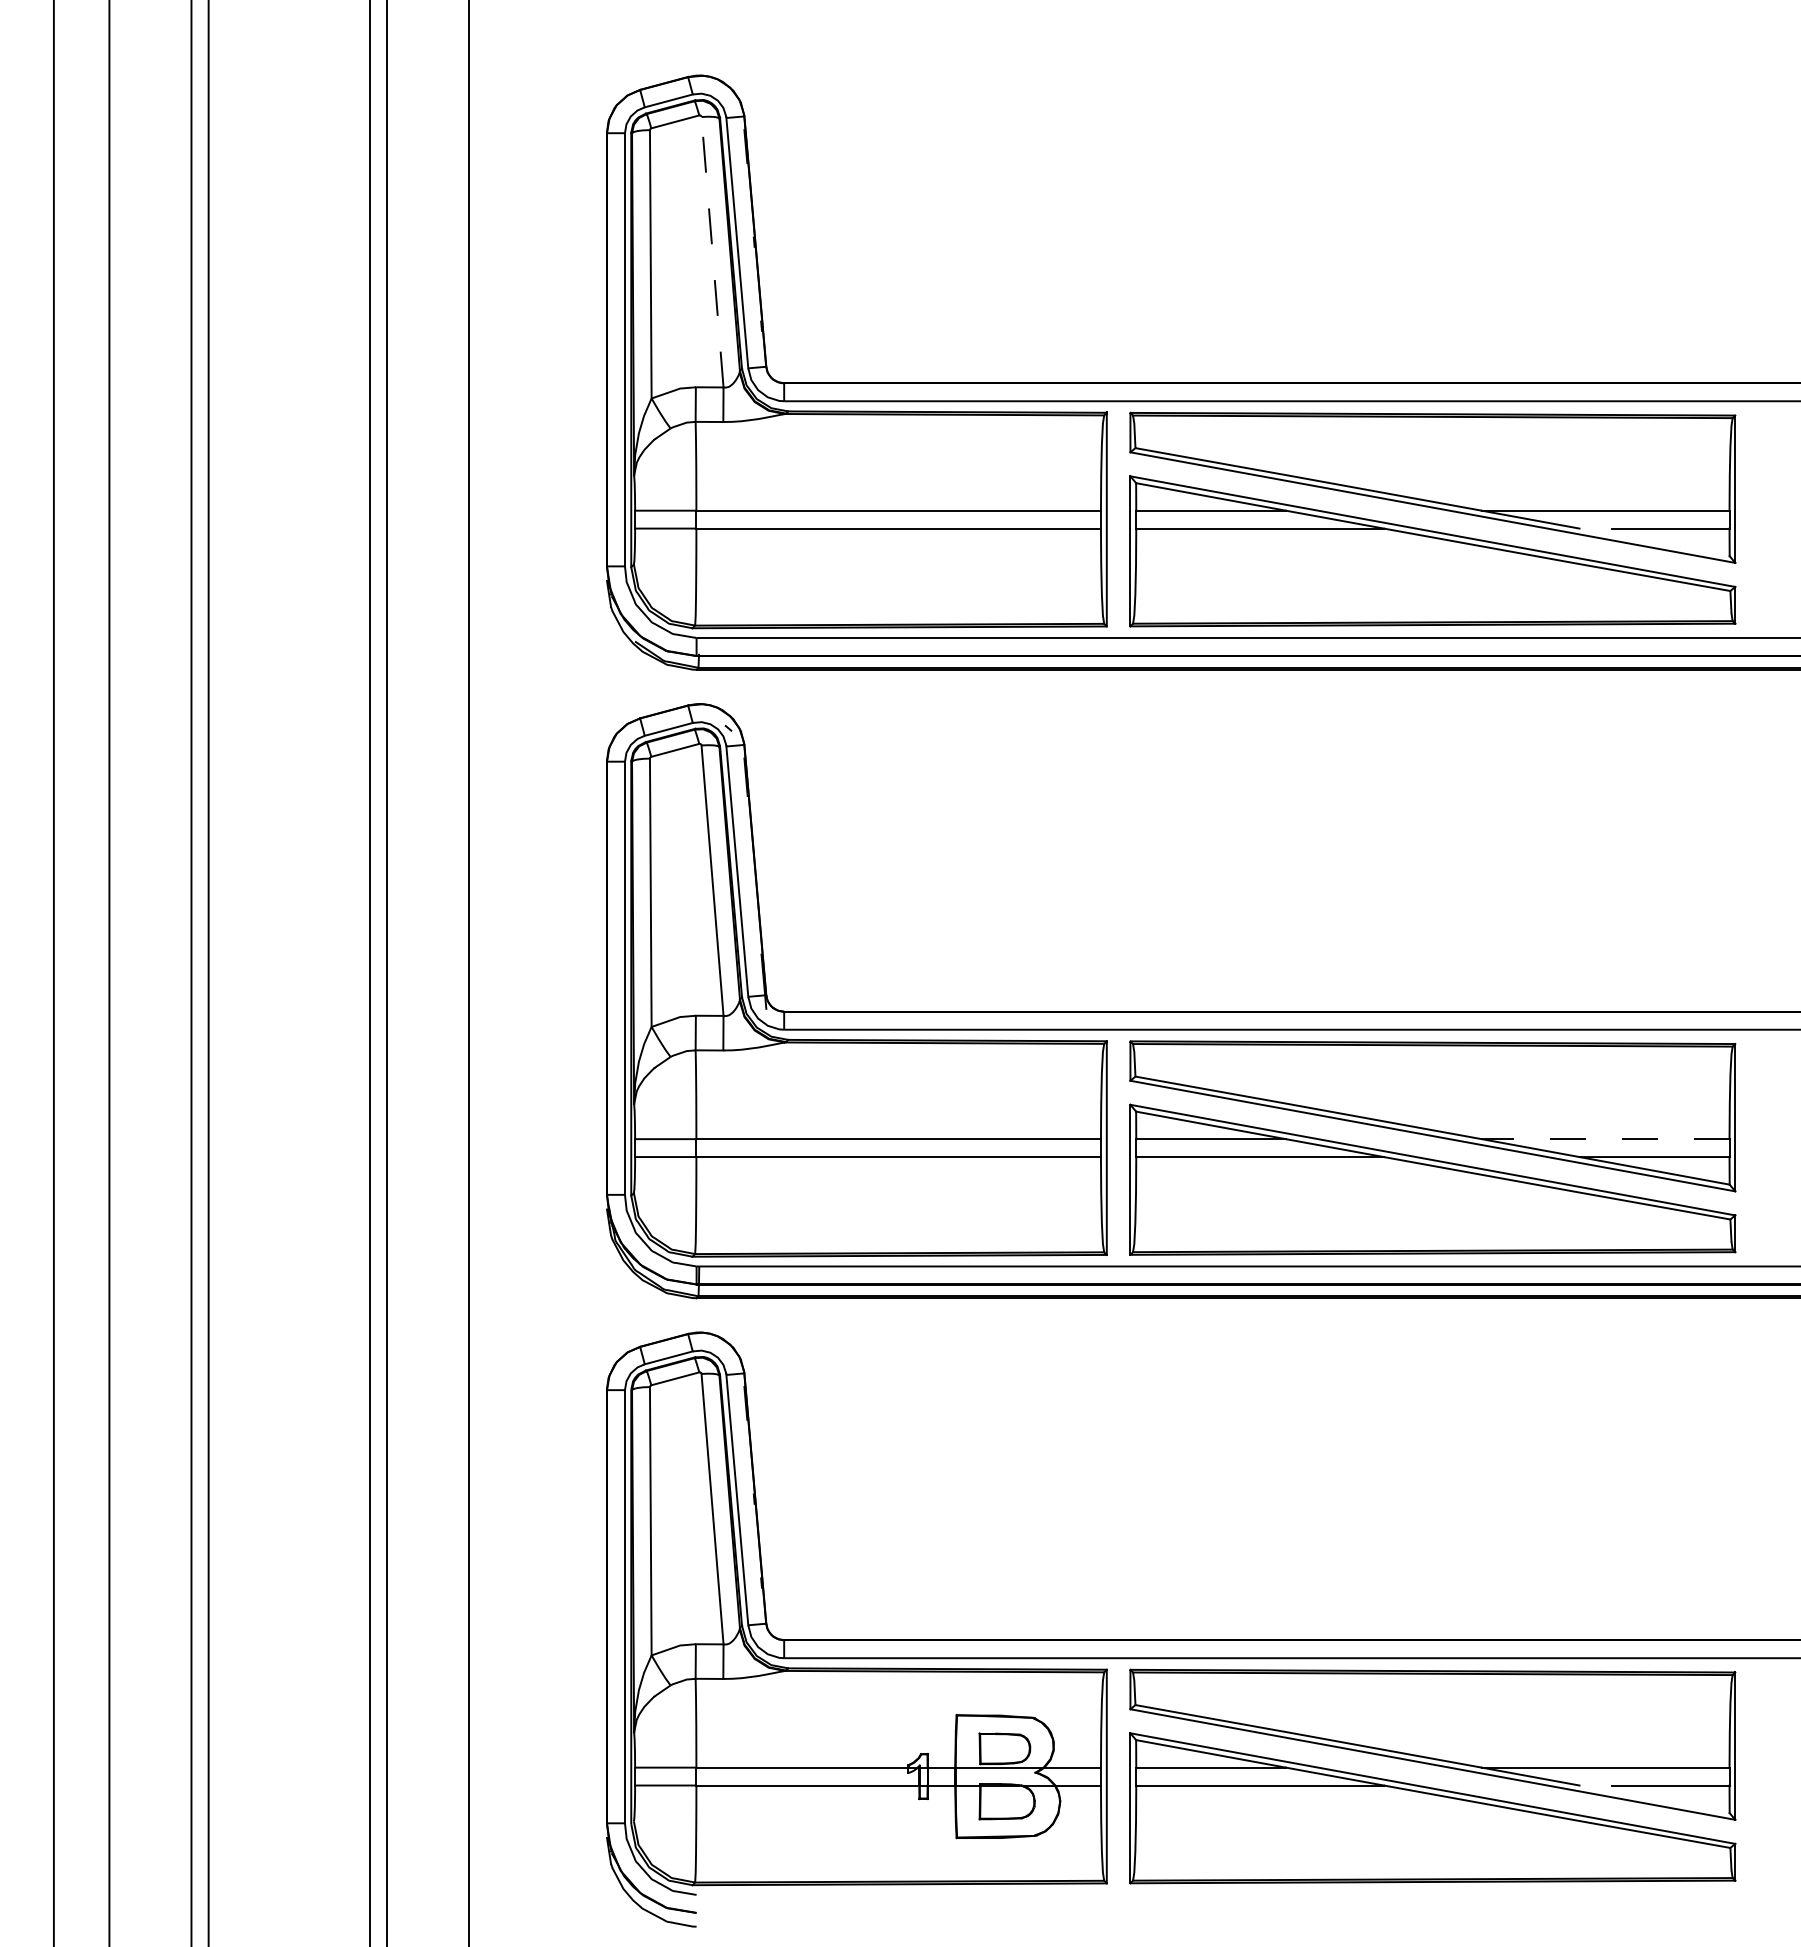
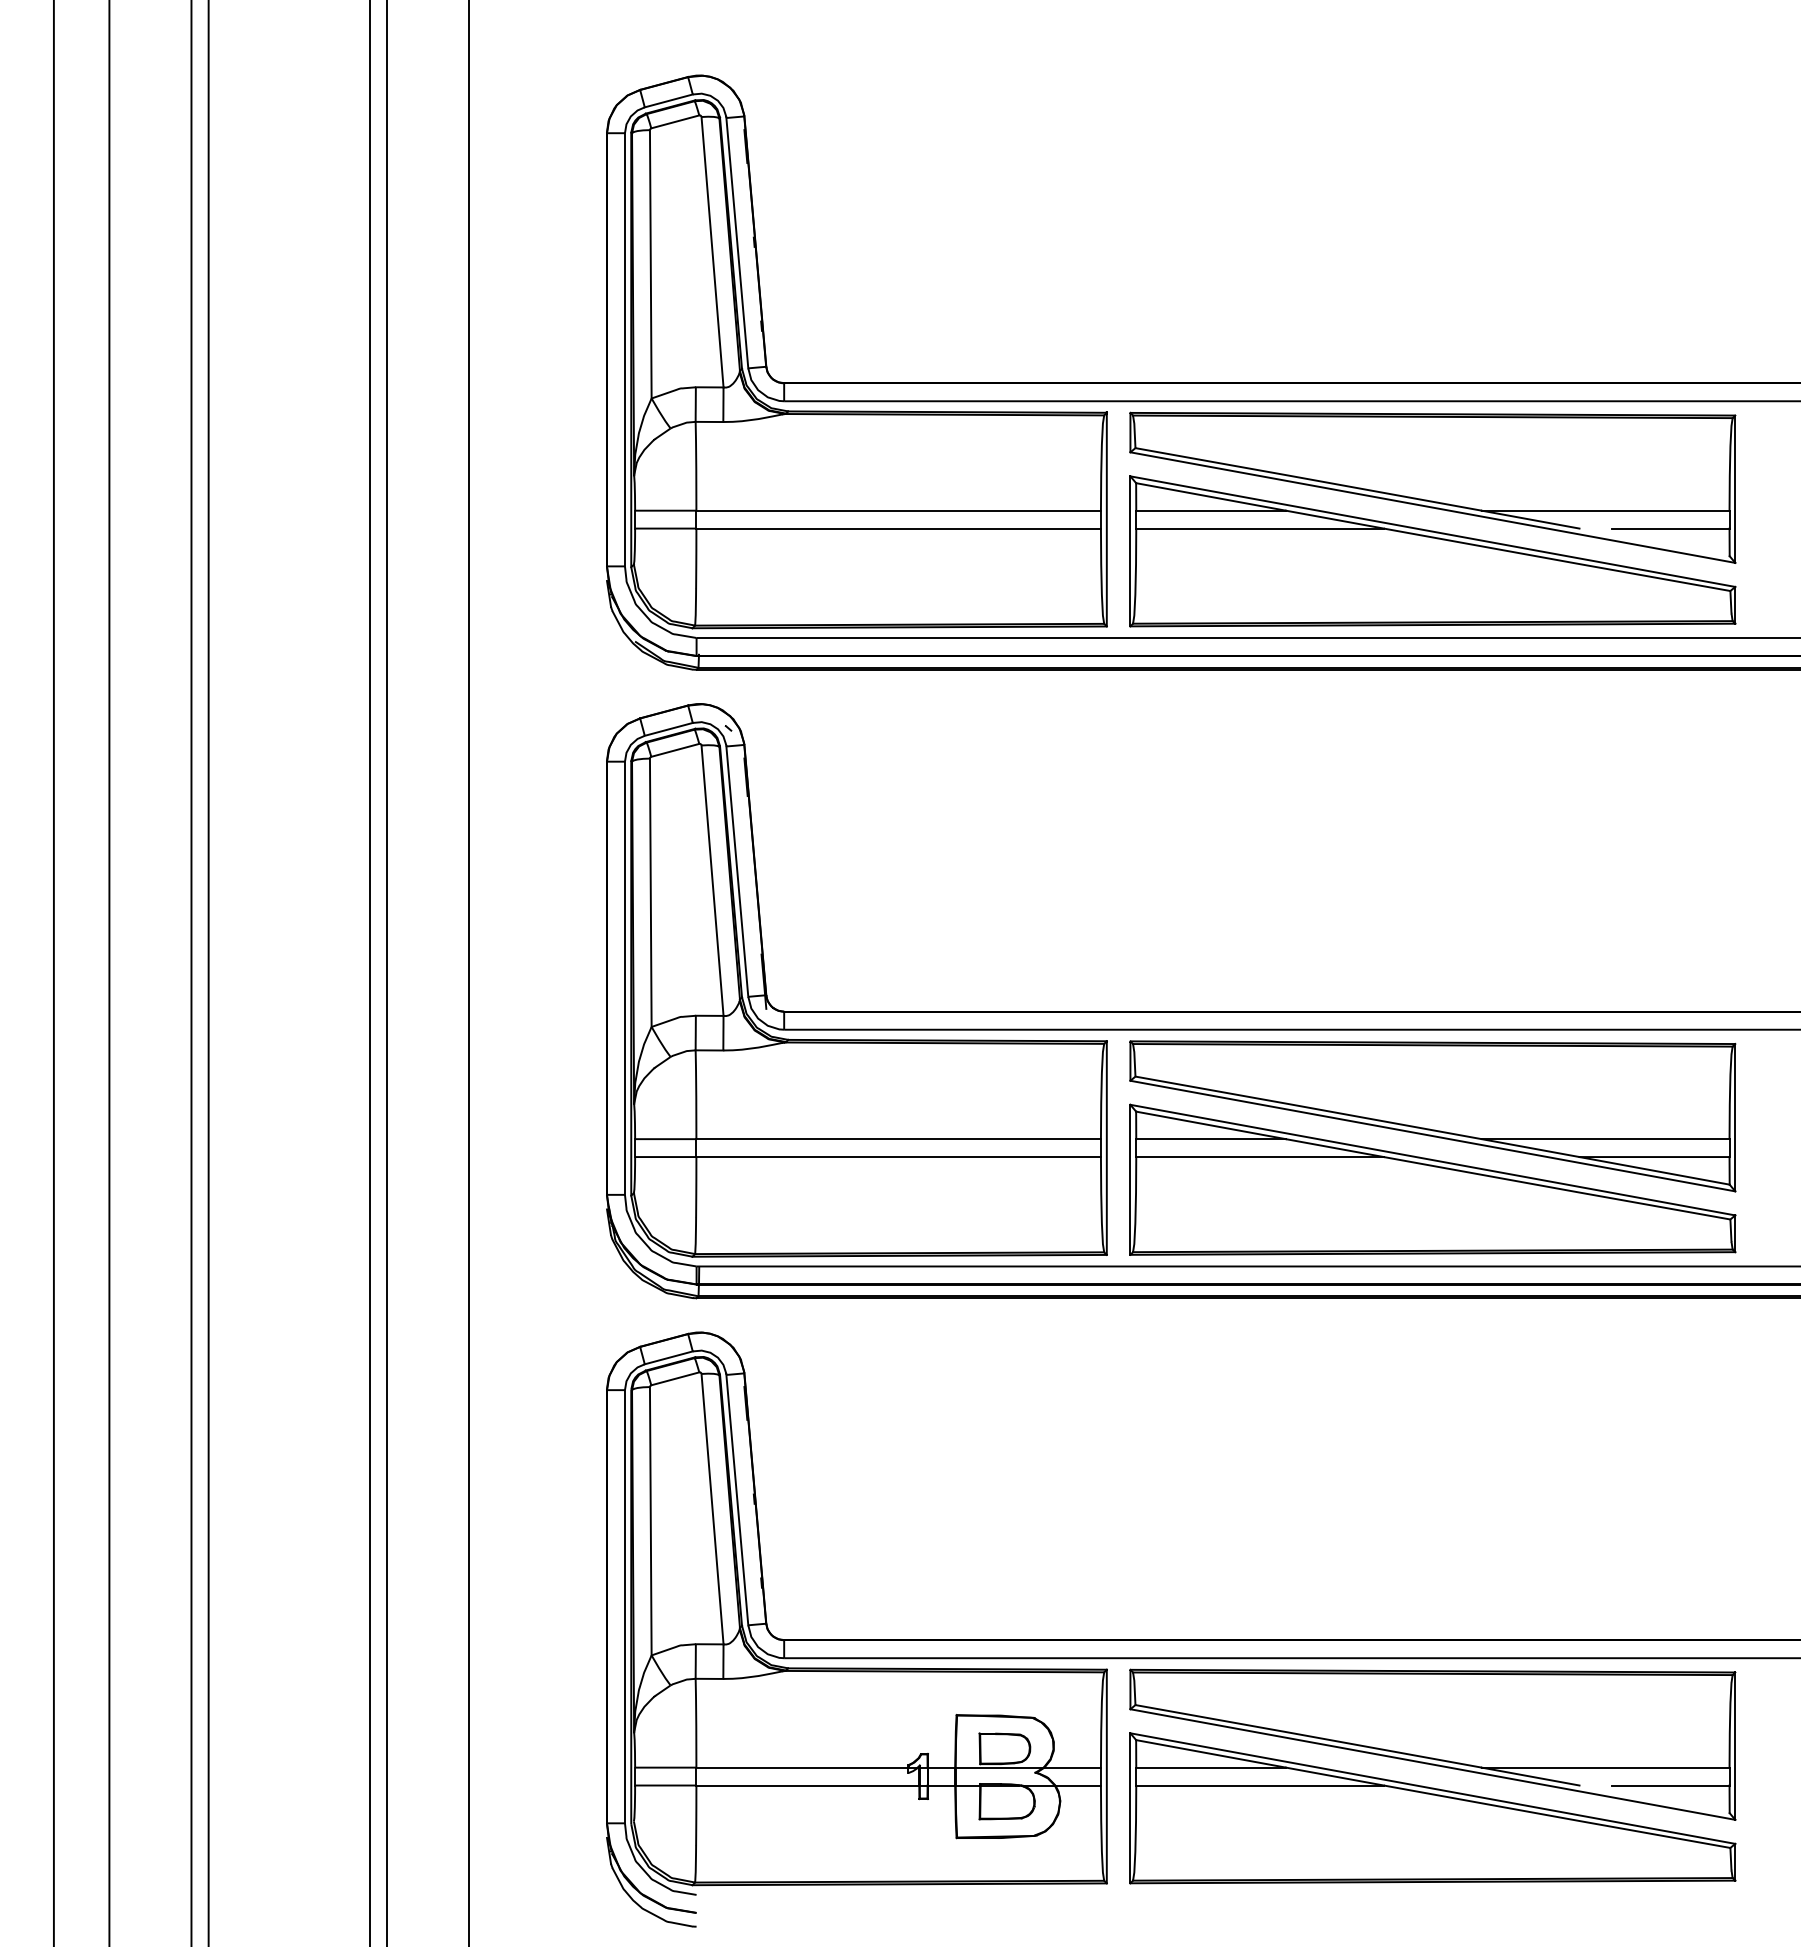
line: dashed -> solid (712, 252)
line: dashed -> solid (1605, 1139)
